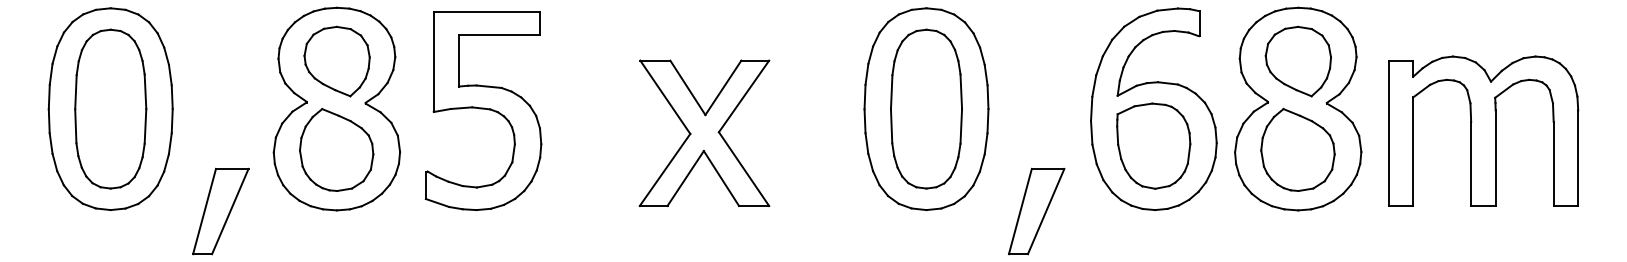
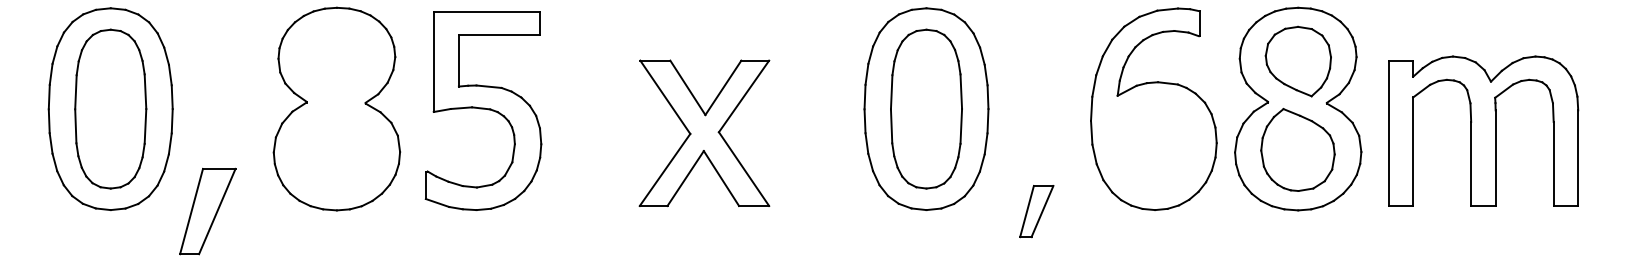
part: present -> none (336, 61)
part: present -> none (1153, 145)
part: present -> none (336, 149)
part position: (220, 211) -> (207, 211) (207, 211)
part size: 58x89 px -> 36x54 px (1036, 211)
